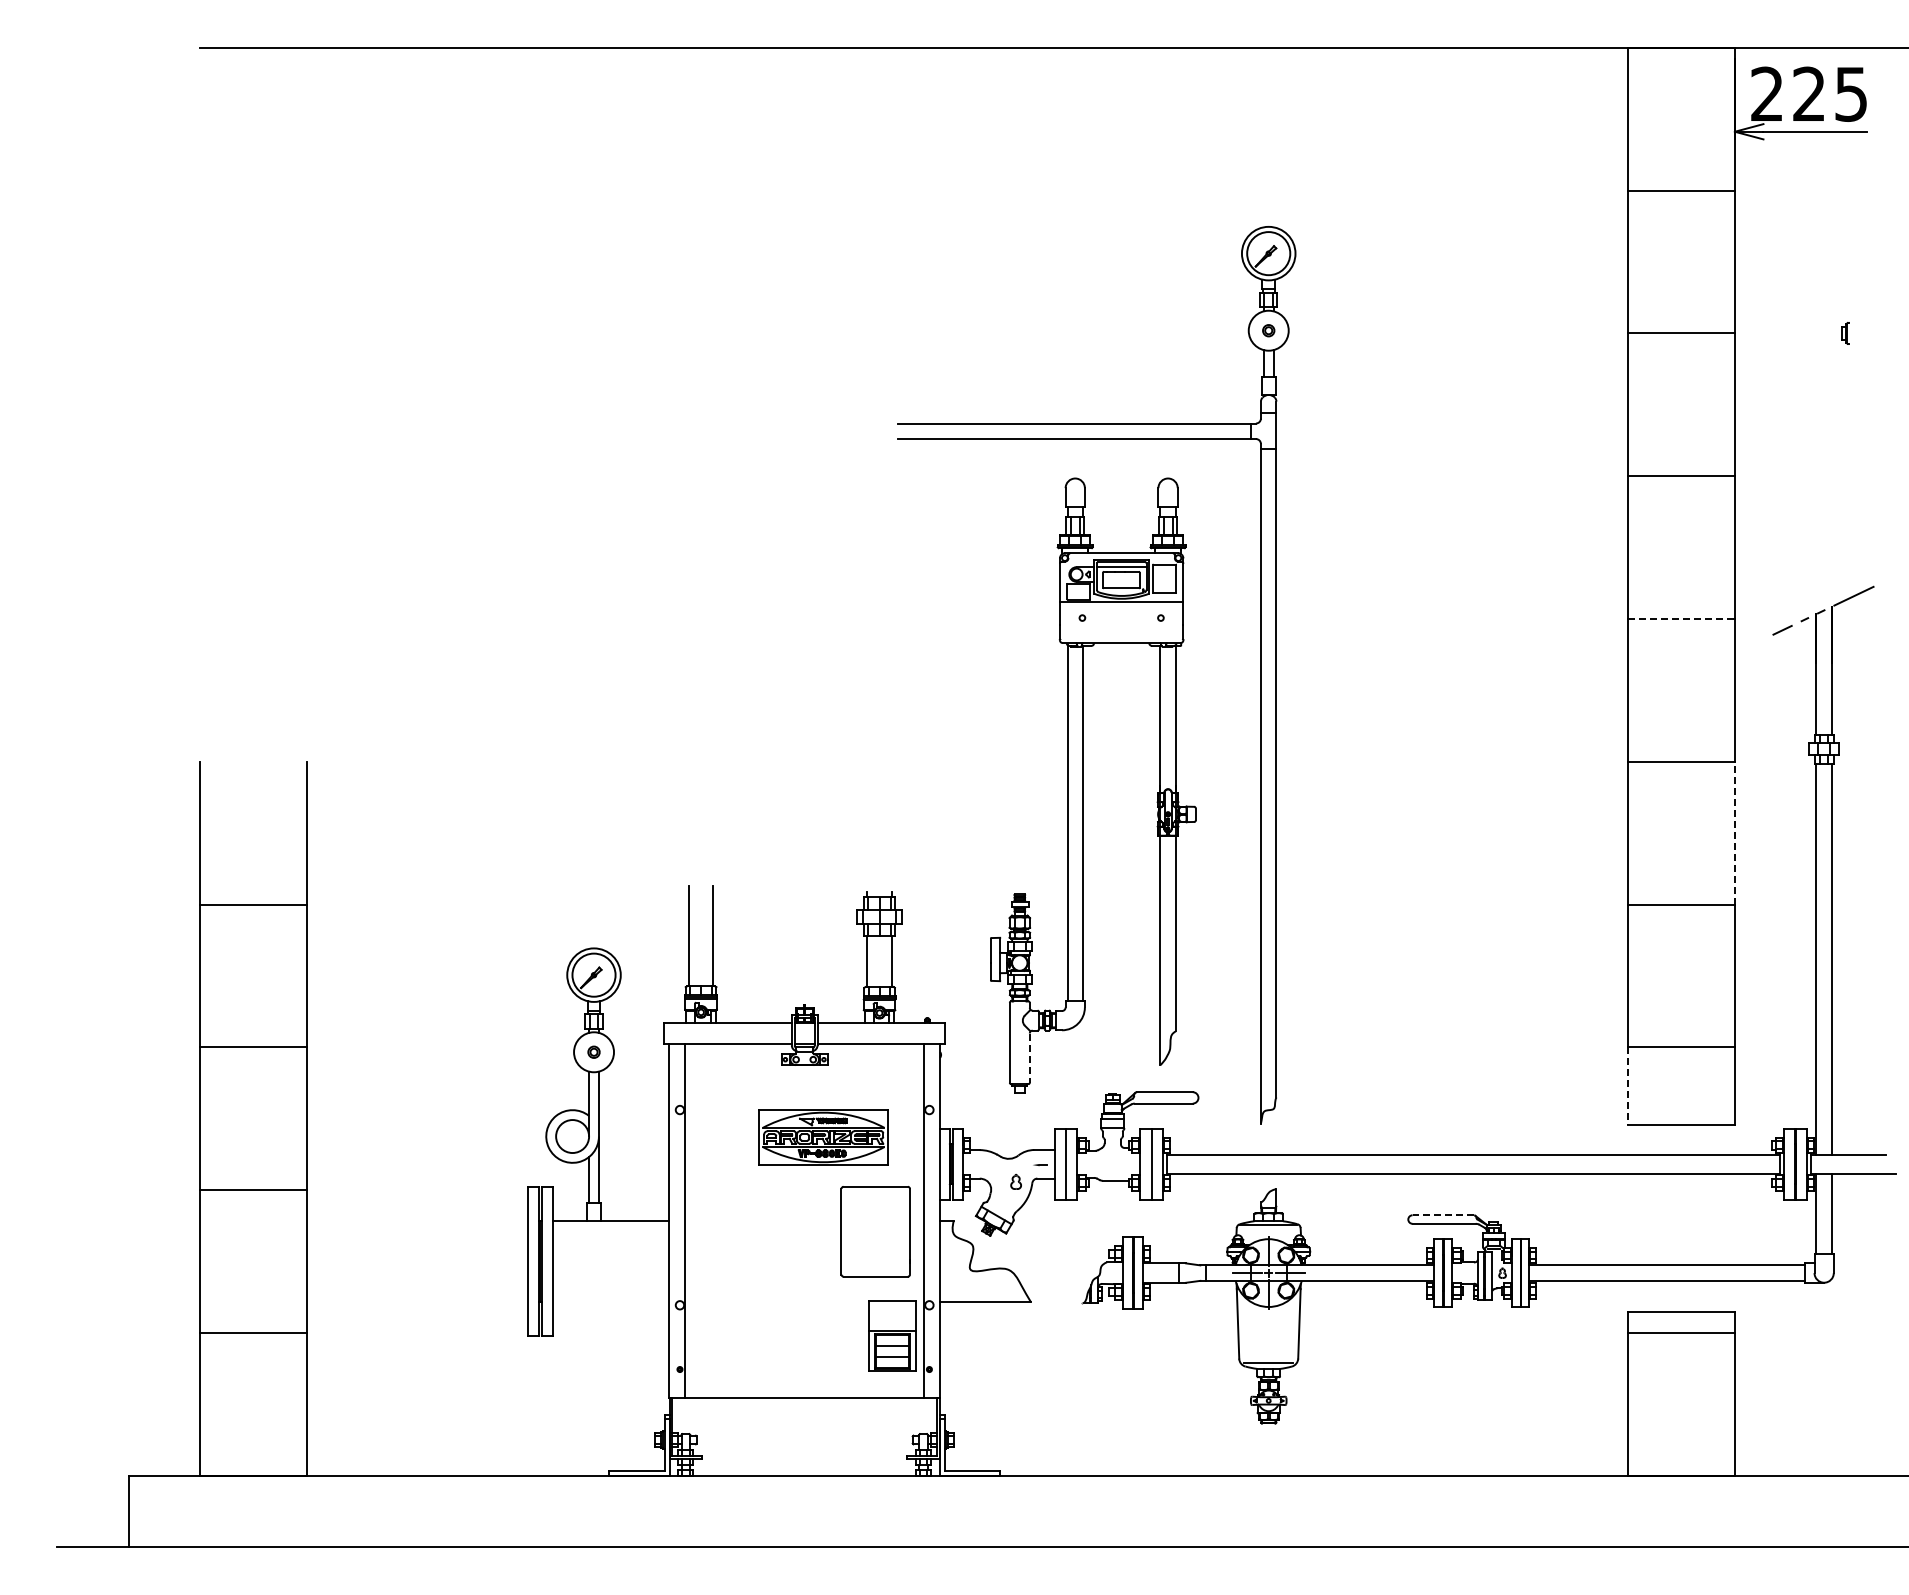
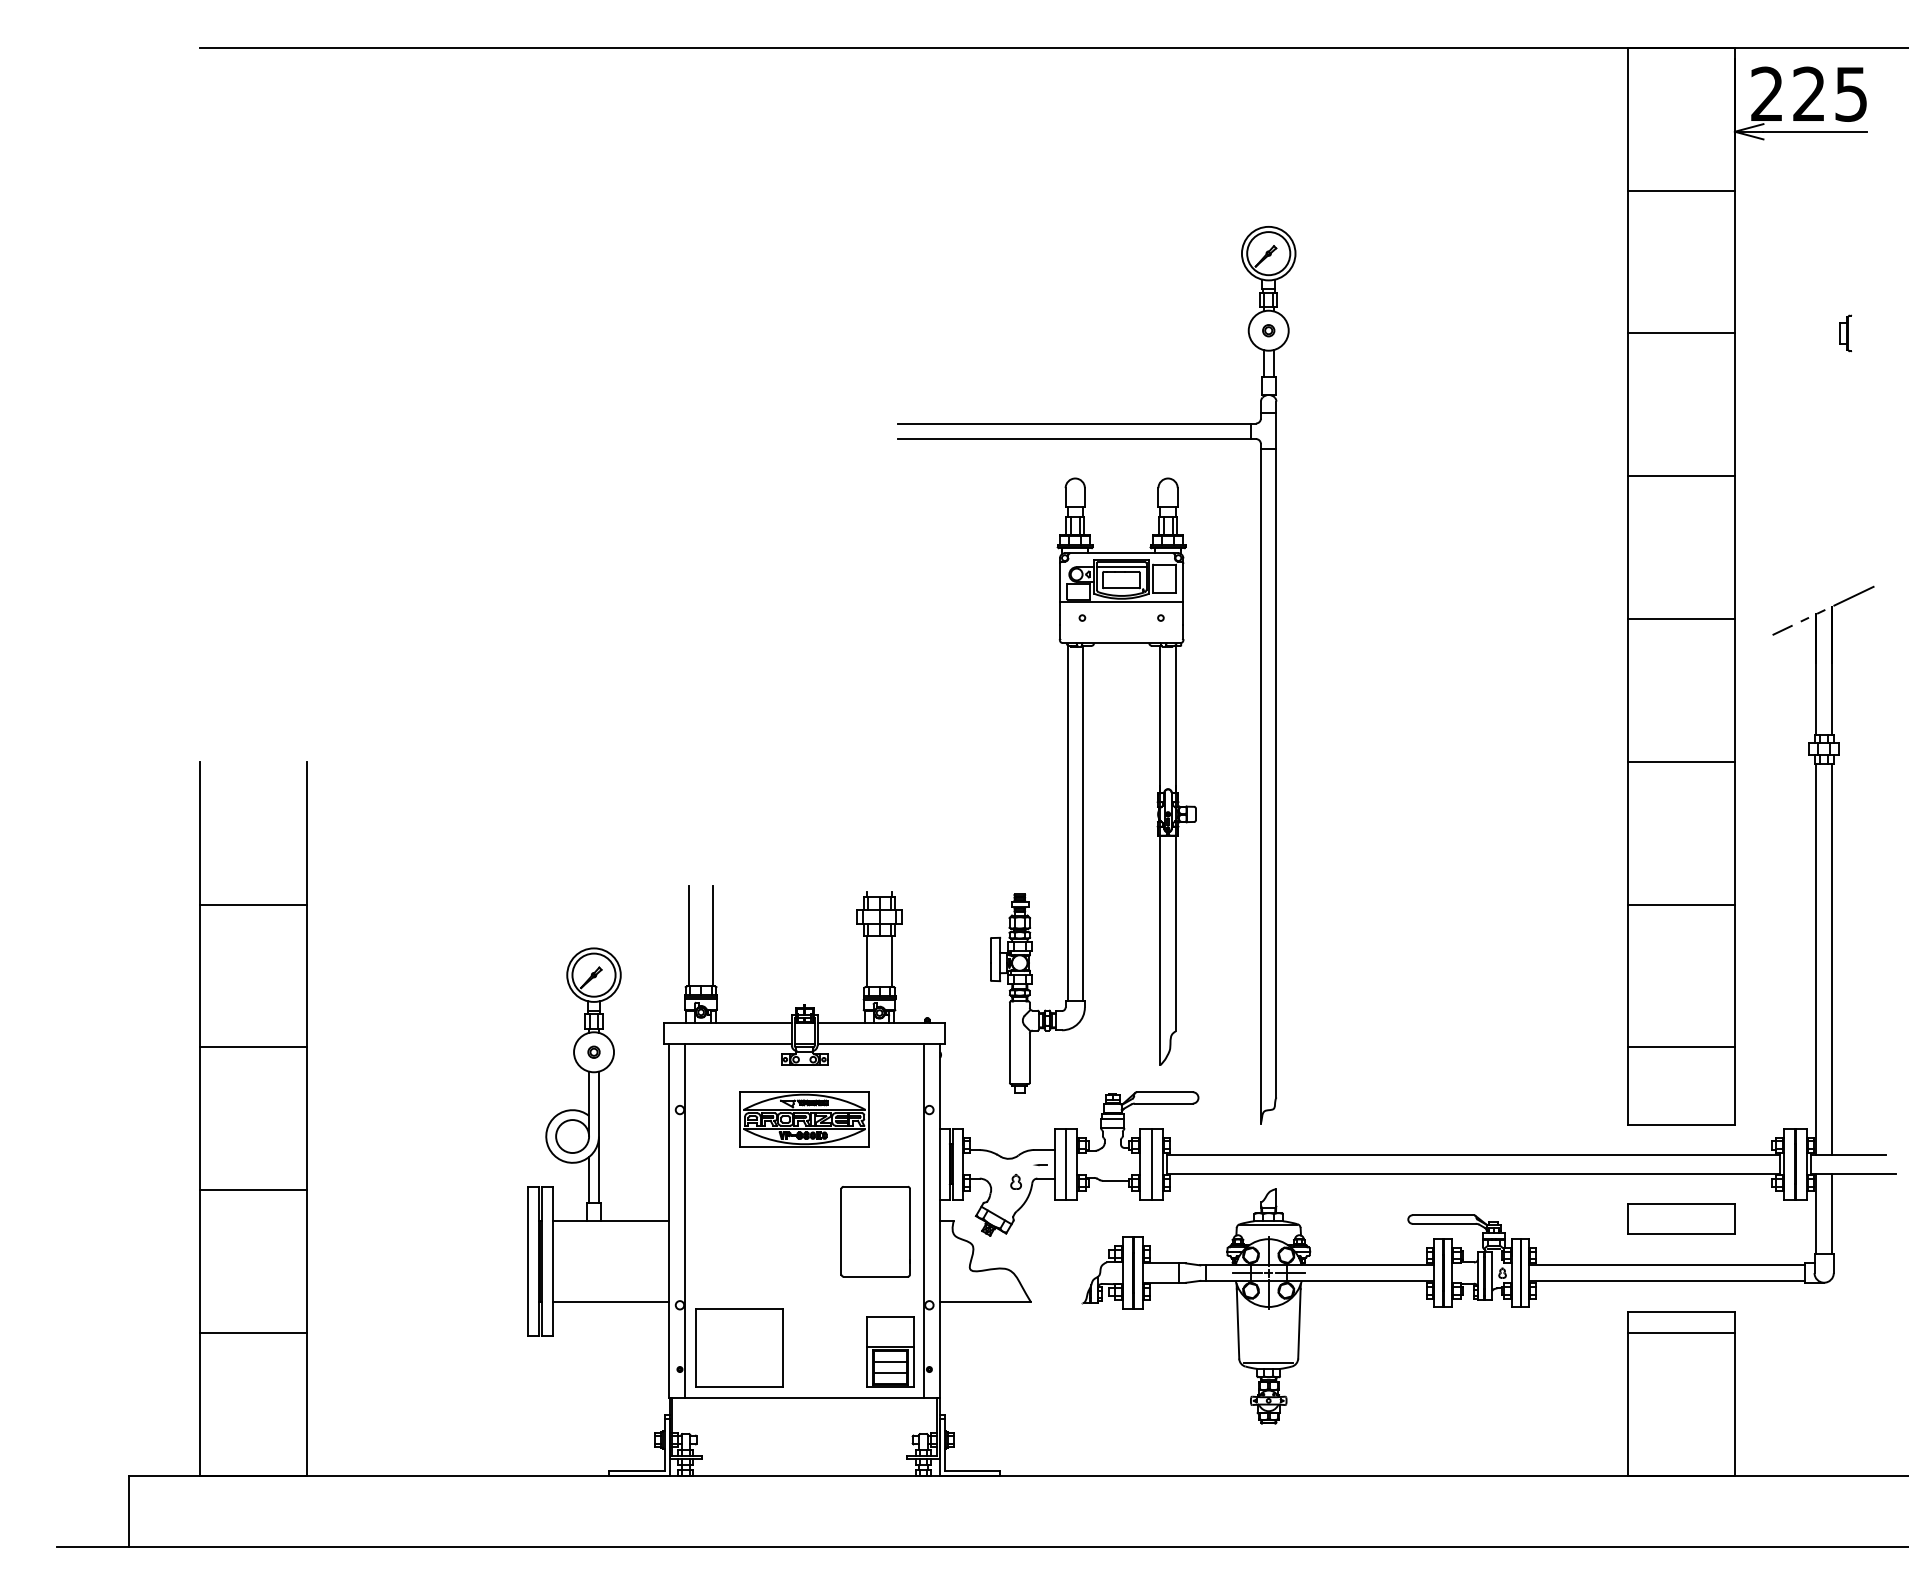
part size: 9x23 px -> 13x39 px (1845, 333)
line: dashed -> solid (1681, 619)
line: dashed -> solid (1734, 832)
line: dashed -> solid (1029, 1058)
line: dashed -> solid (1627, 1086)
part position: (823, 1137) -> (804, 1119) (804, 1119)
line: dashed -> solid (1443, 1215)
part: none -> present (1681, 1218)
line: none -> present (611, 1302)
part position: (892, 1335) -> (890, 1351) (890, 1351)
part: none -> present (739, 1347)
